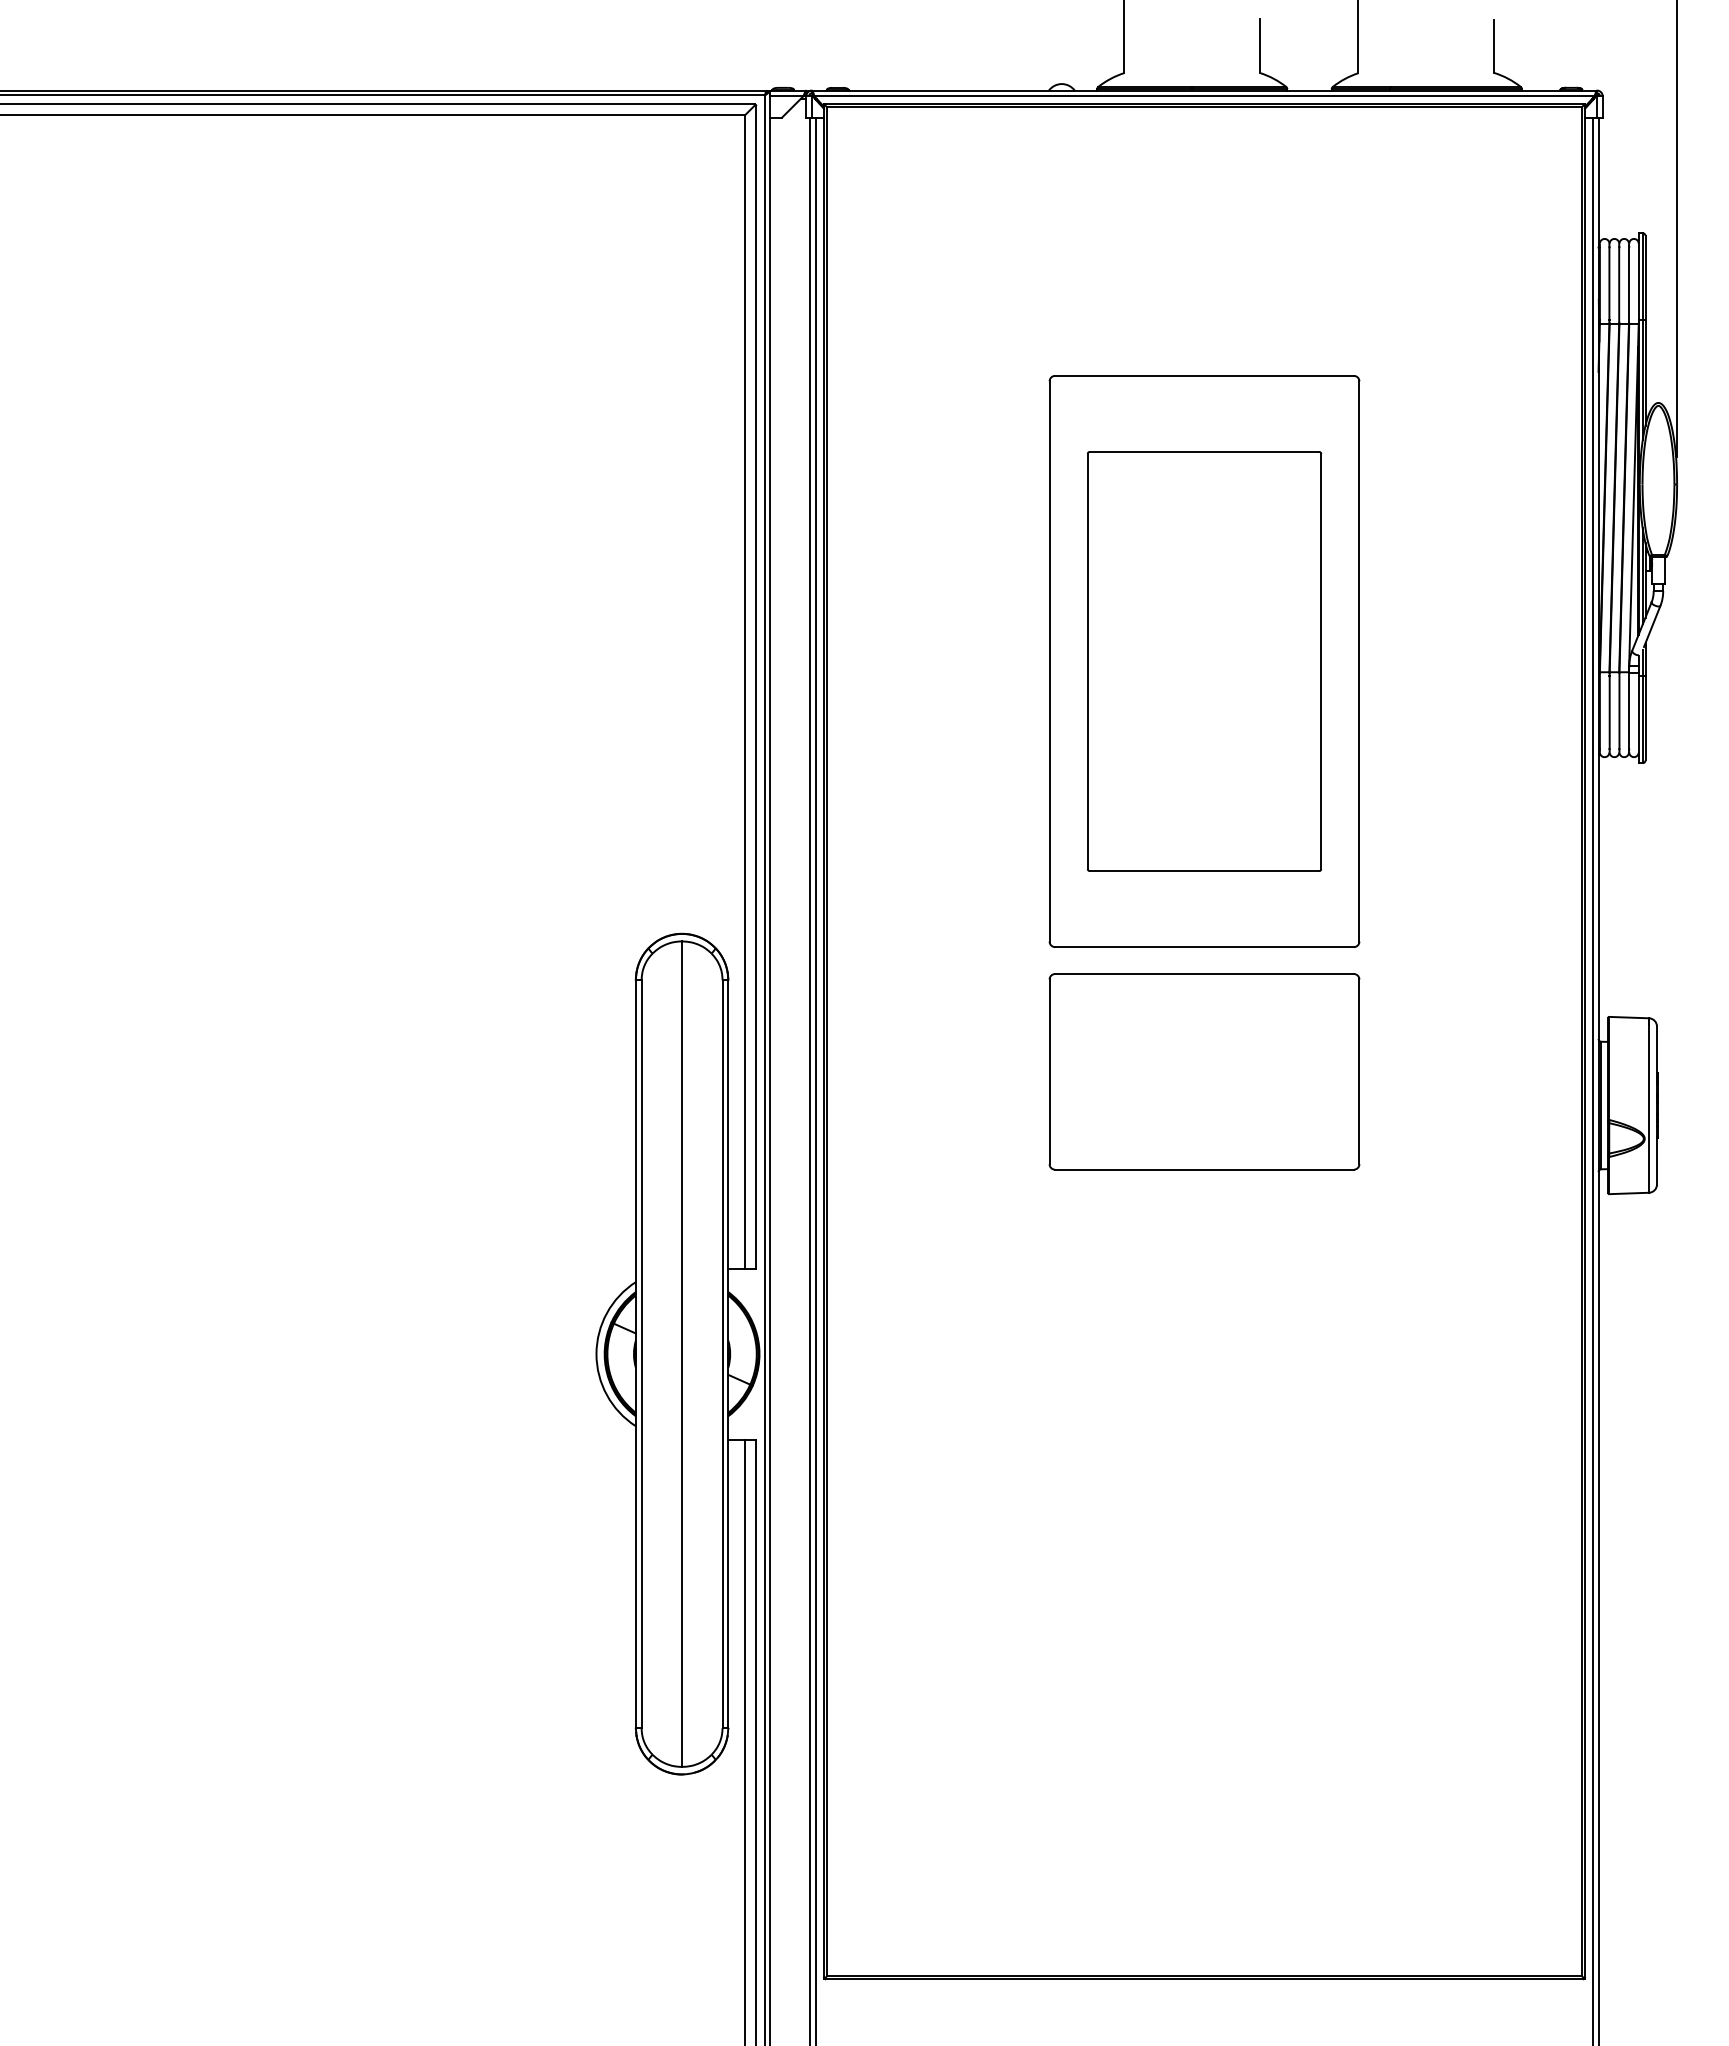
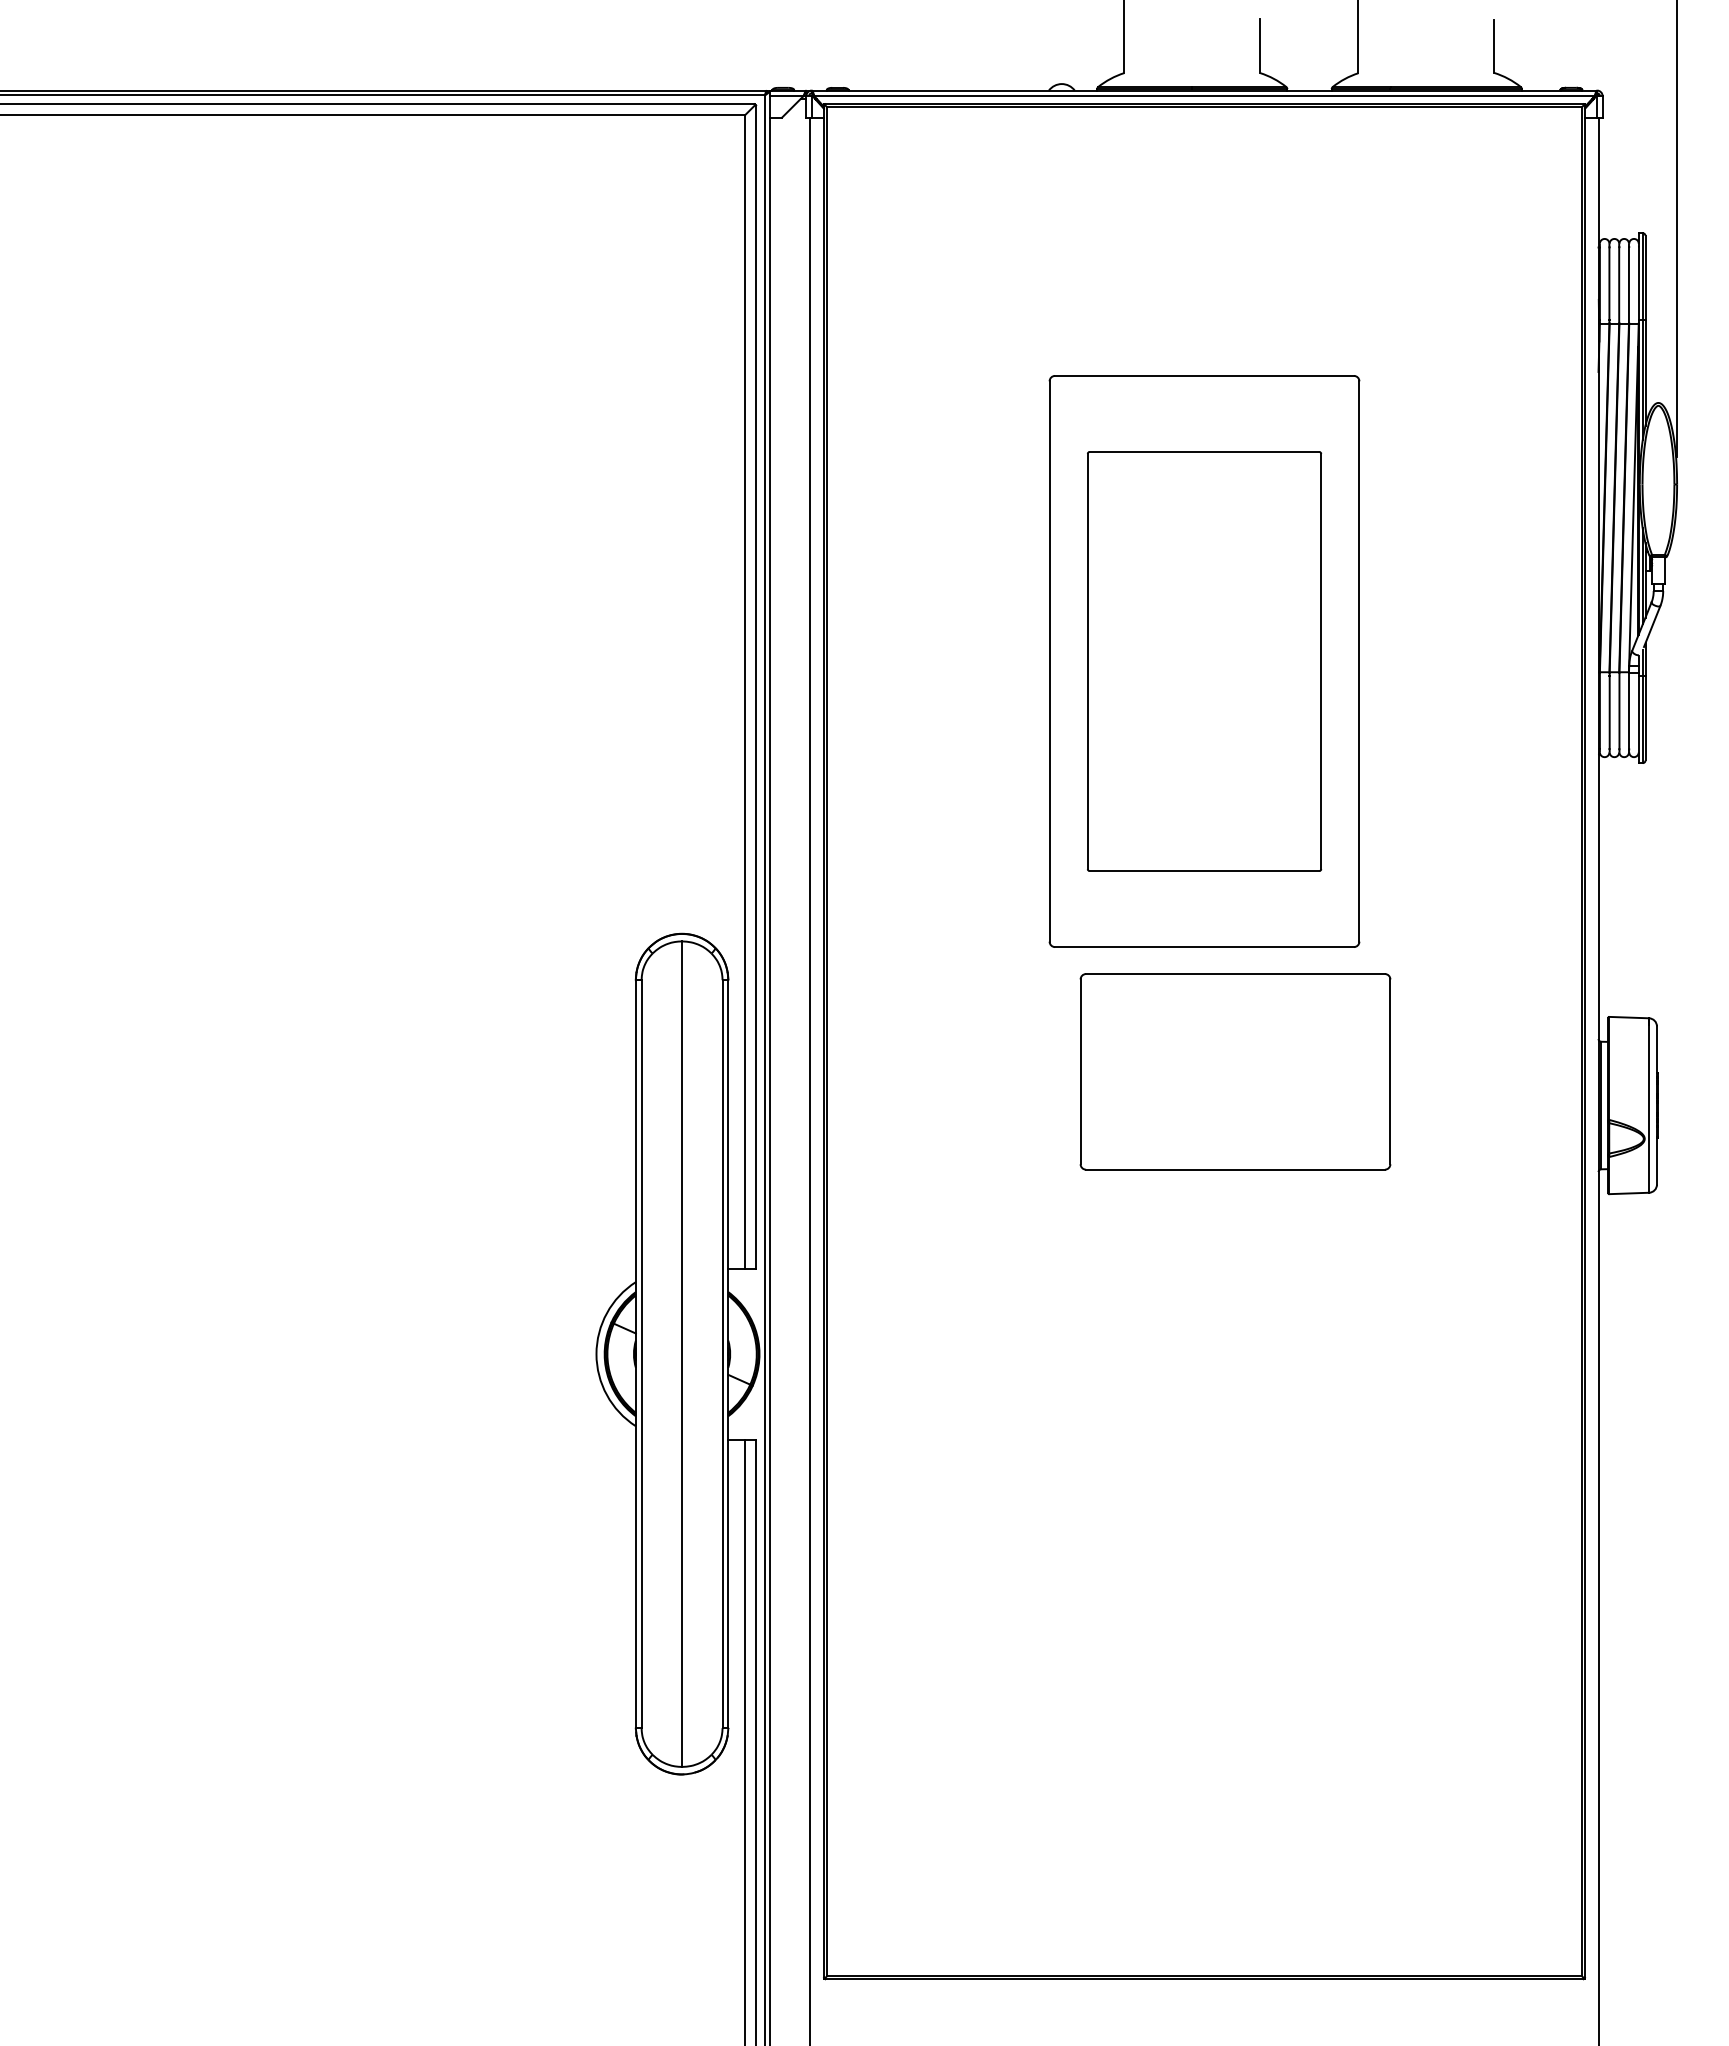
part position: (1204, 1071) -> (1235, 1071) (1235, 1071)
line: present -> none (815, 1079)
line: present -> none (1593, 1079)
